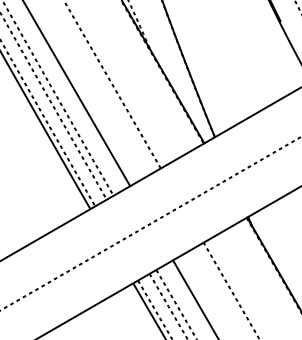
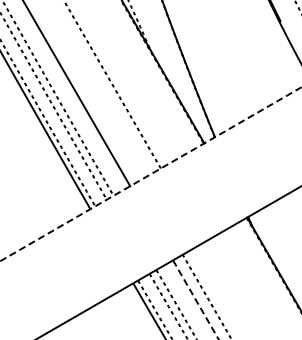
line: solid -> dashed (151, 174)
line: present -> none (150, 223)
line position: (230, 289) -> (205, 295) (205, 295)
line: solid -> dashed (196, 300)
